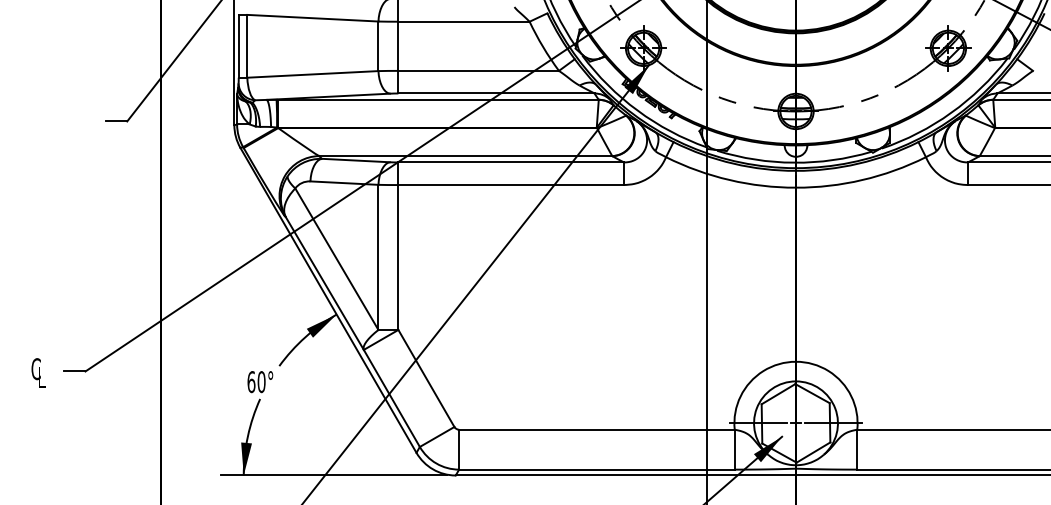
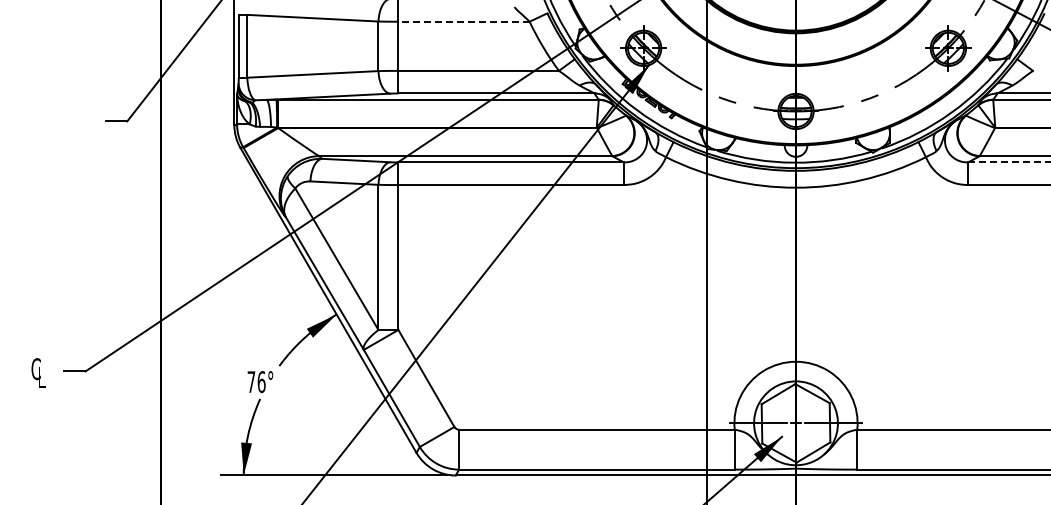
line: solid -> dashed (464, 21)
line: solid -> dashed (1009, 162)
text: 60° -> 76° (256, 382)
